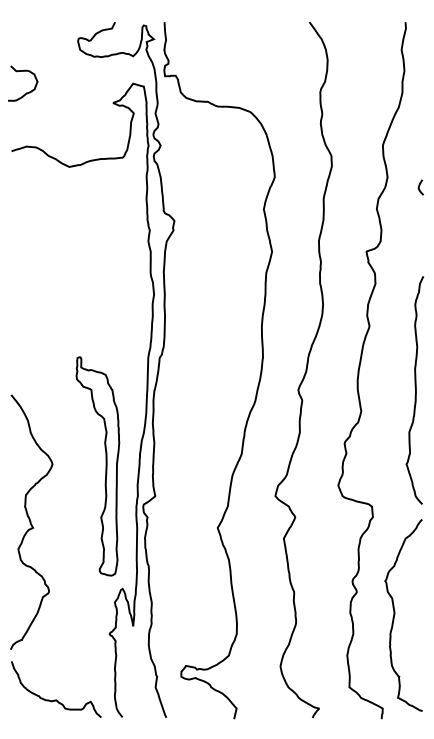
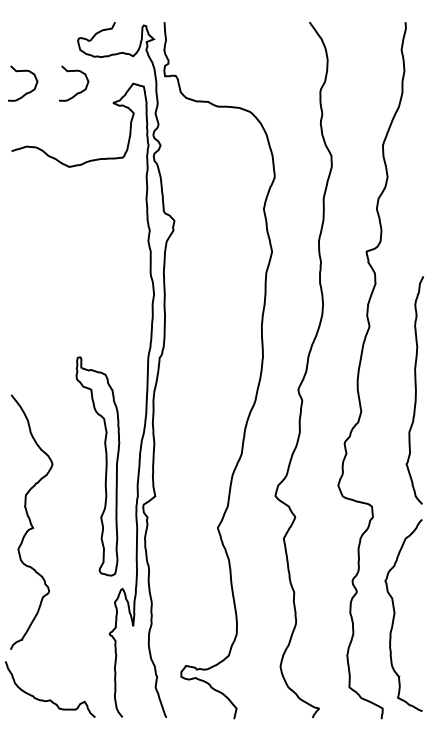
curve: none -> present (77, 92)
curve: present -> none (419, 187)
curve position: (56, 699) -> (50, 699) (50, 699)
